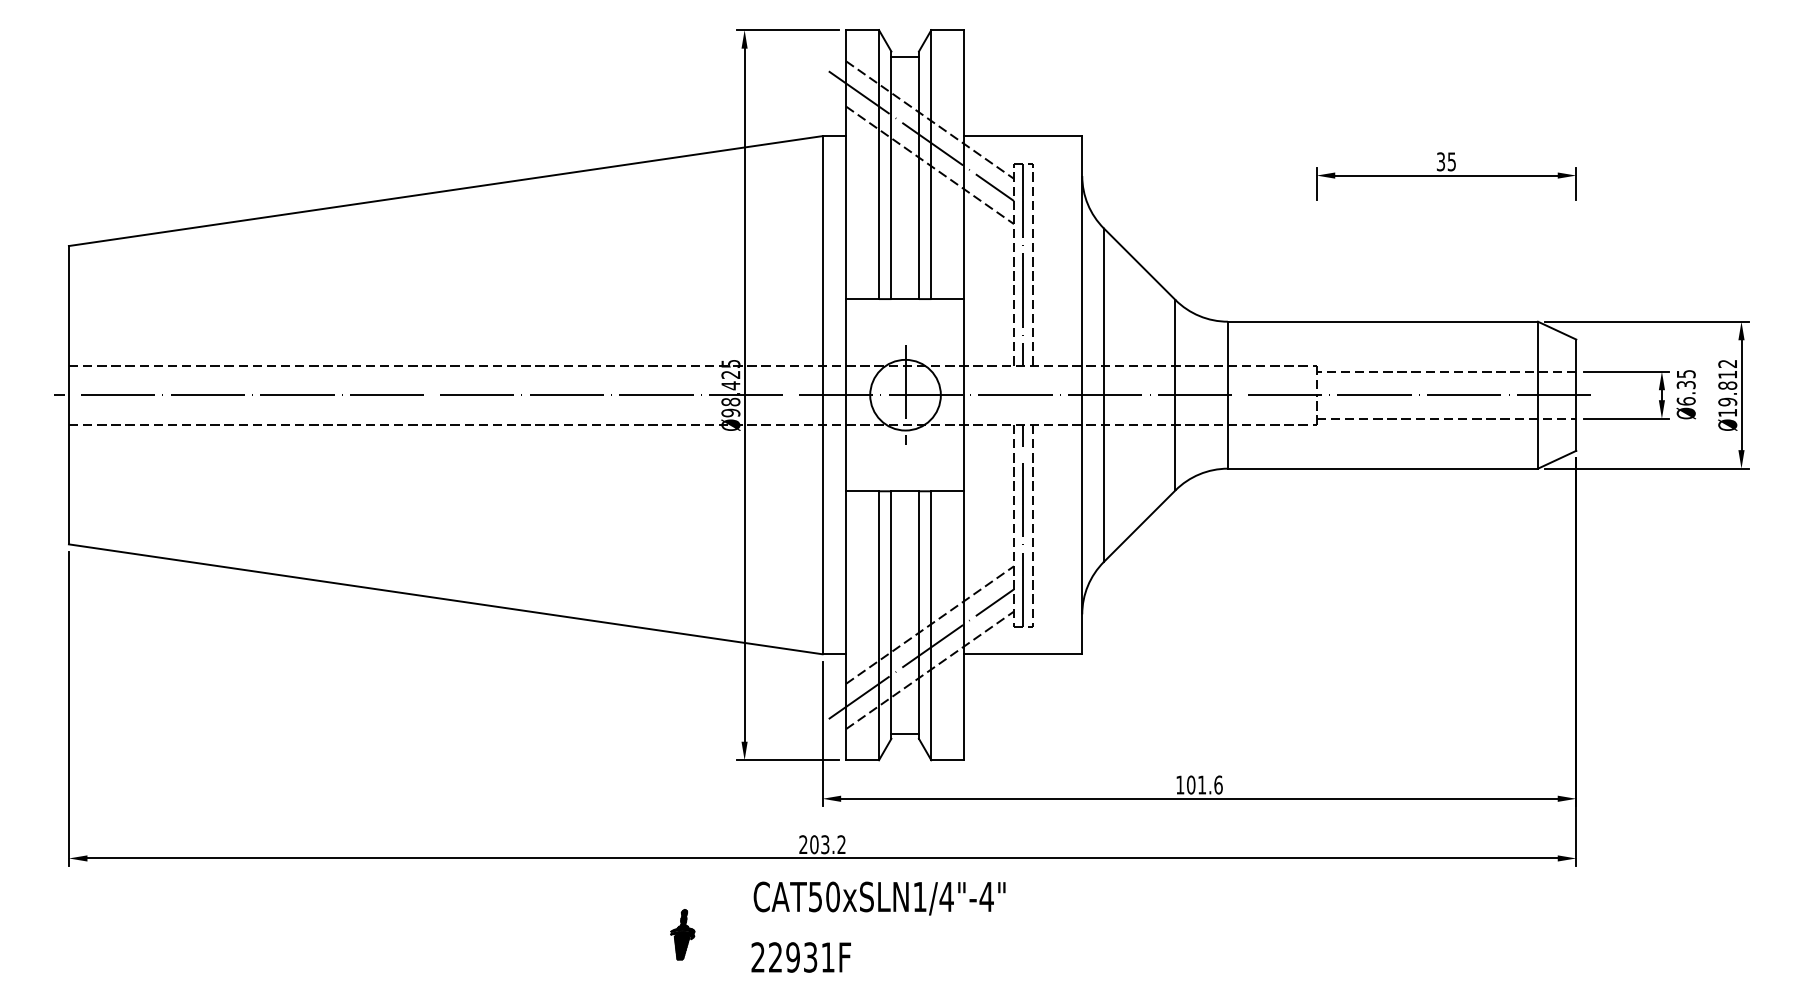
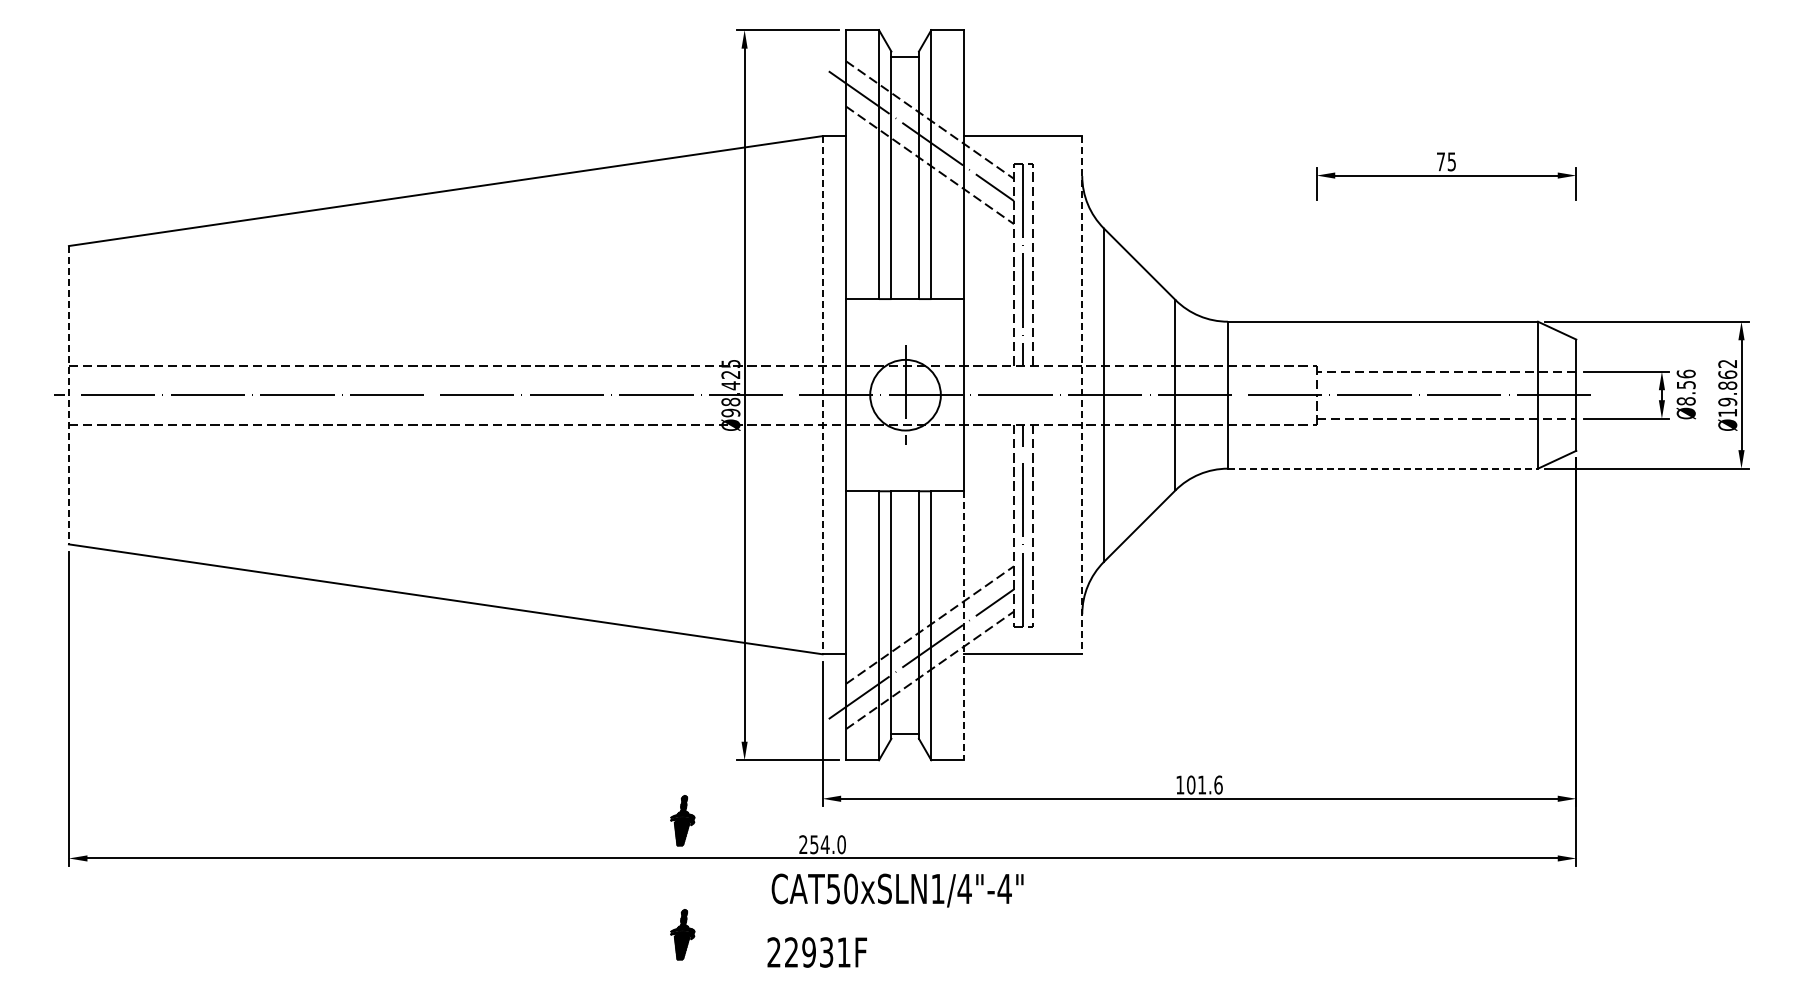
text: 35 -> 75 (1440, 161)
text: Ø19.812 -> Ø19.862 (1727, 374)
text: Ø6.35 -> Ø8.56 (1685, 387)
line: solid -> dashed (68, 395)
line: solid -> dashed (822, 395)
line: solid -> dashed (1082, 395)
line: solid -> dashed (1383, 468)
line: solid -> dashed (963, 626)
part: none -> present (682, 820)
text: 203.2 -> 254.0 (827, 844)
text position: (879, 898) -> (897, 890) (897, 890)
text position: (800, 957) -> (816, 952) (816, 952)
